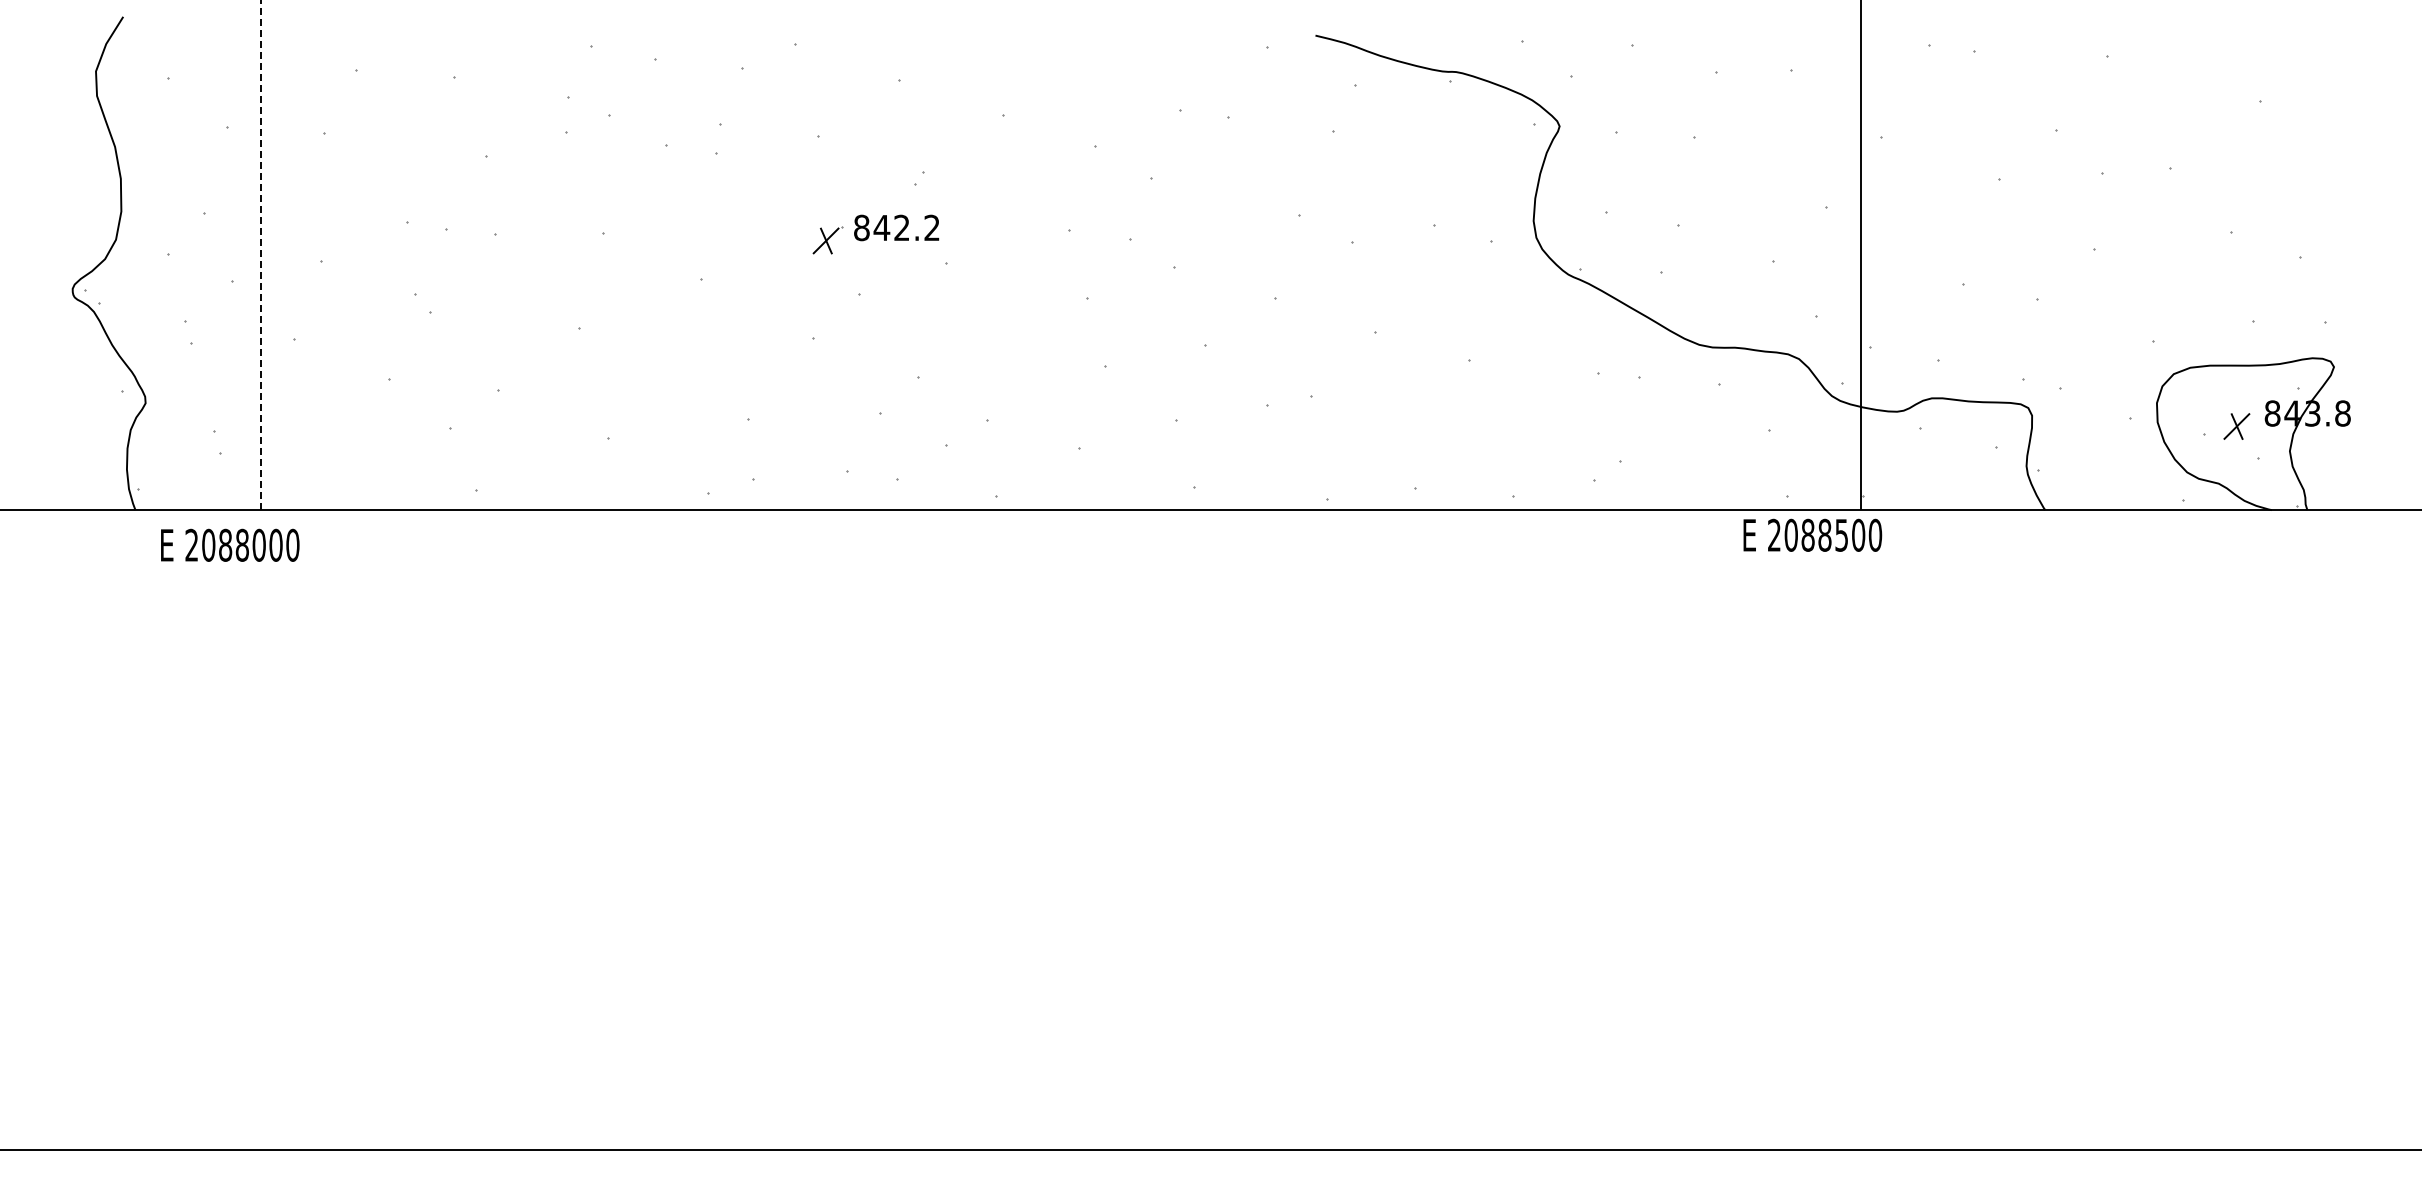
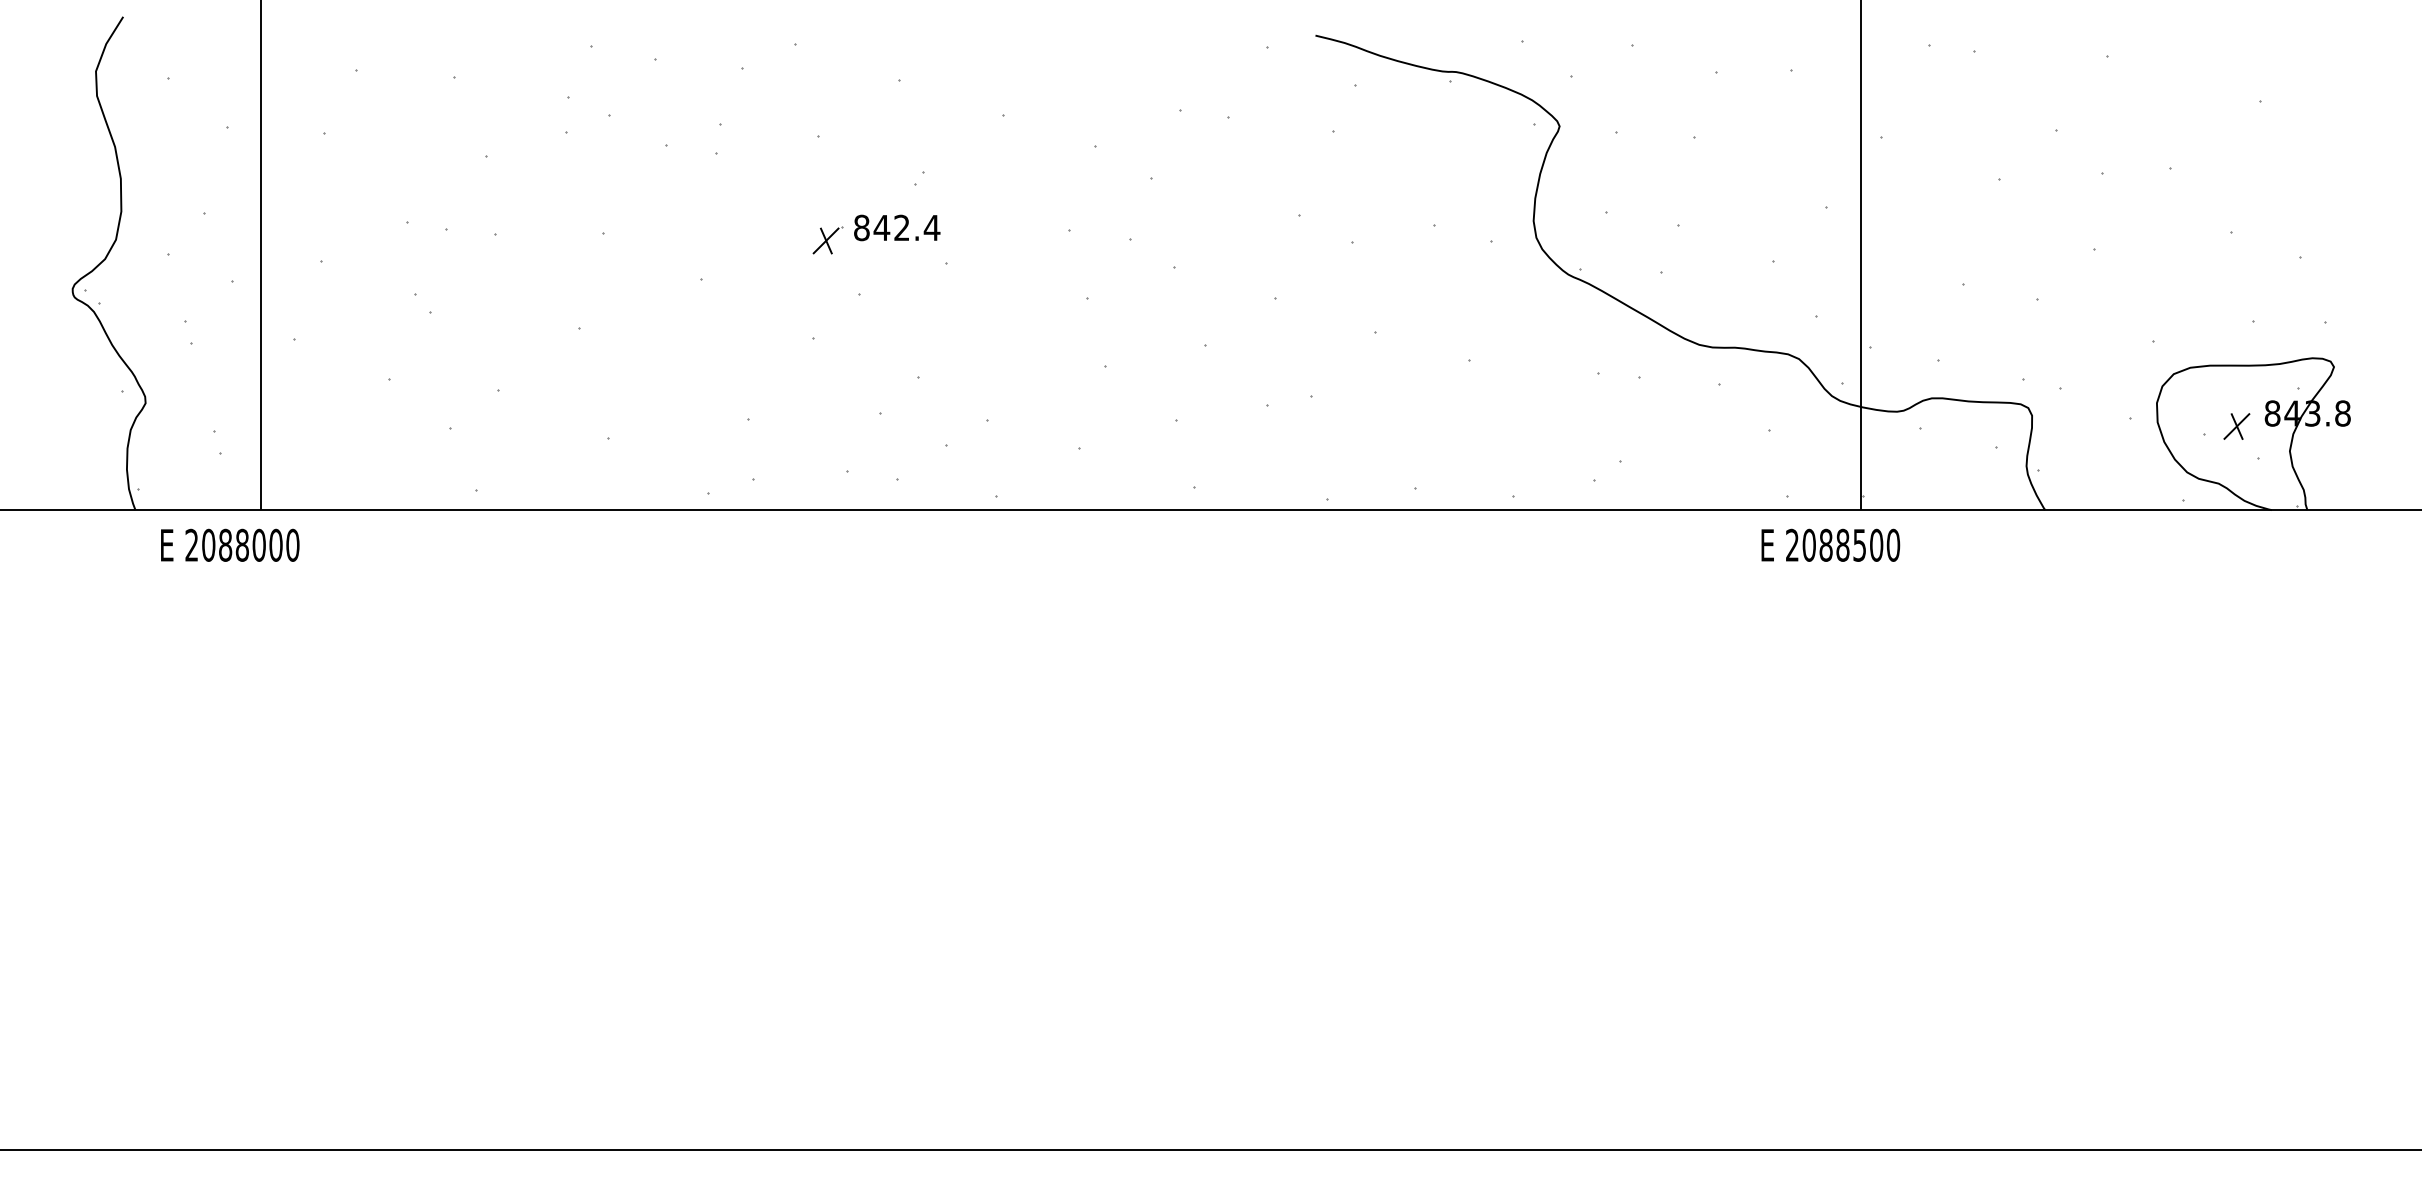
text: 842.2 -> 842.4 (931, 227)
line: dashed -> solid (261, 255)
text position: (1812, 534) -> (1830, 544) (1830, 544)
